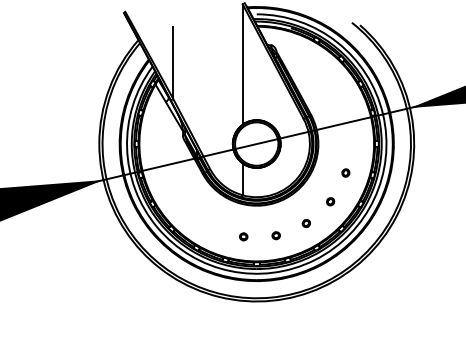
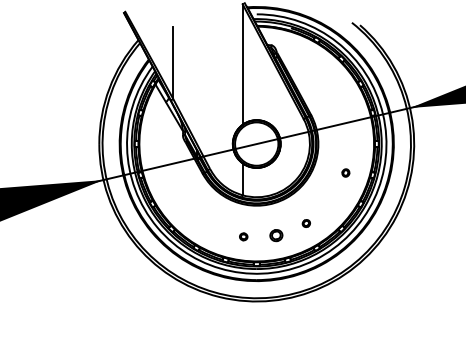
part: present -> none (330, 201)
part size: 10x10 px -> 15x14 px (276, 235)
